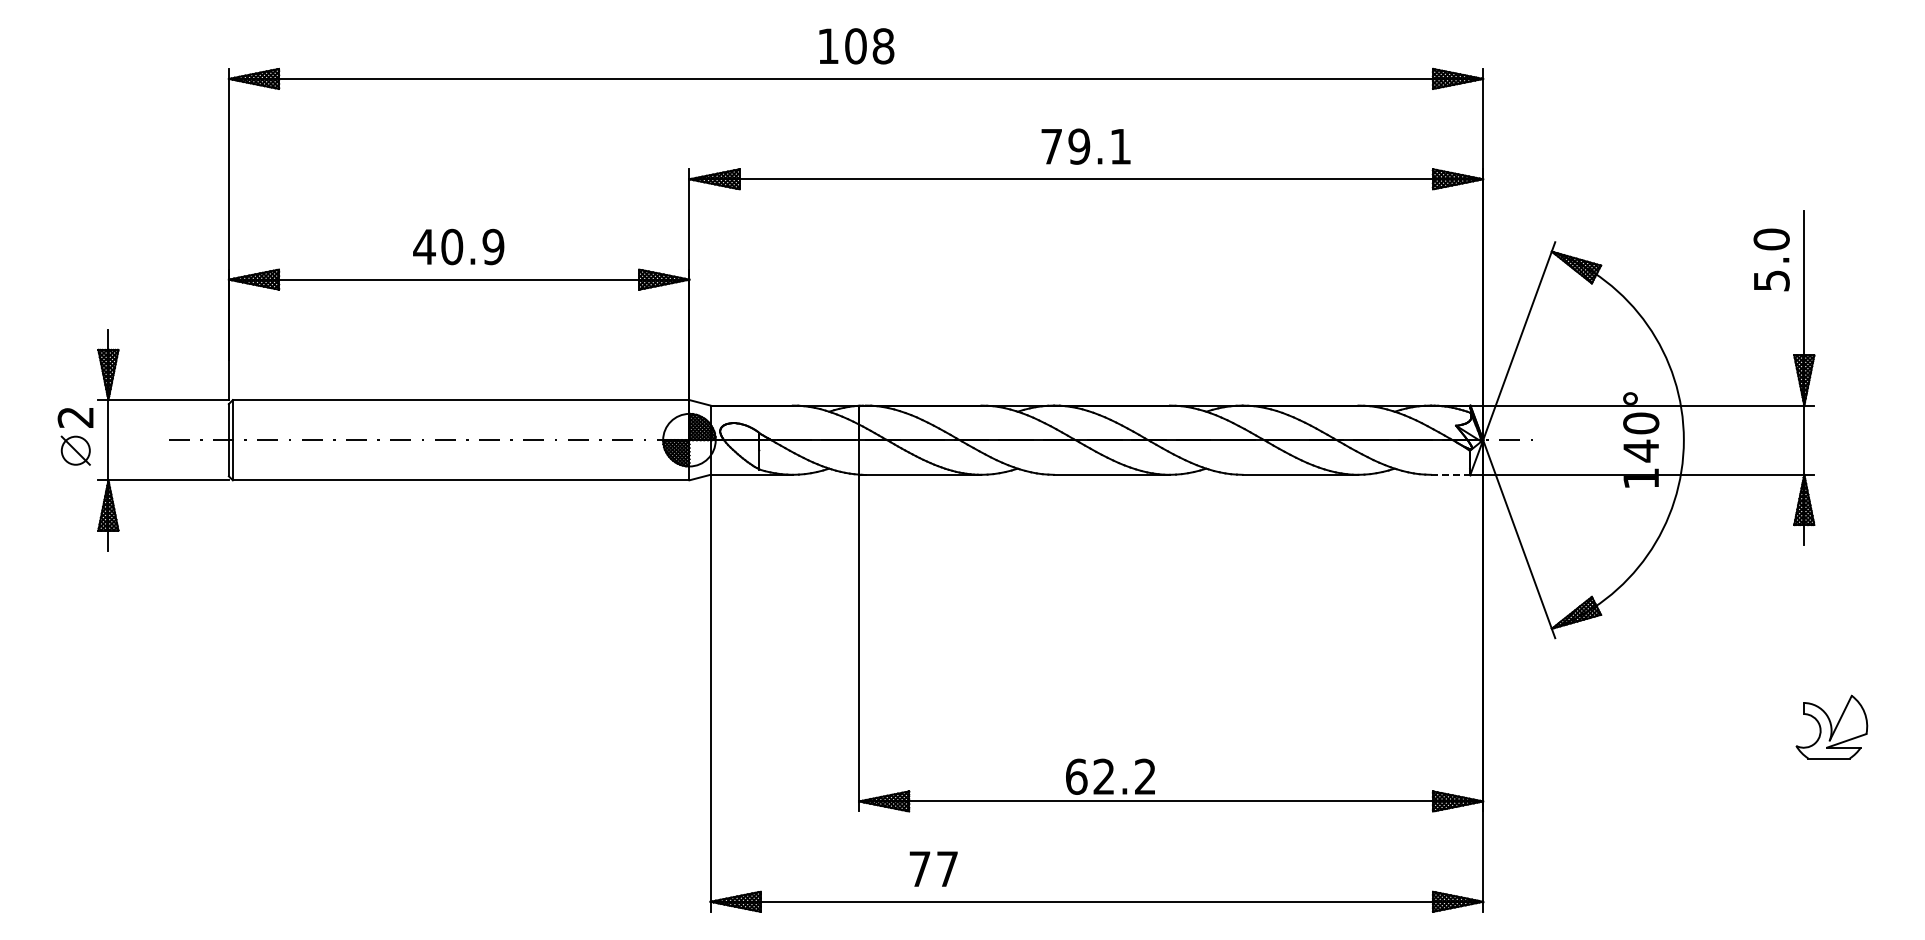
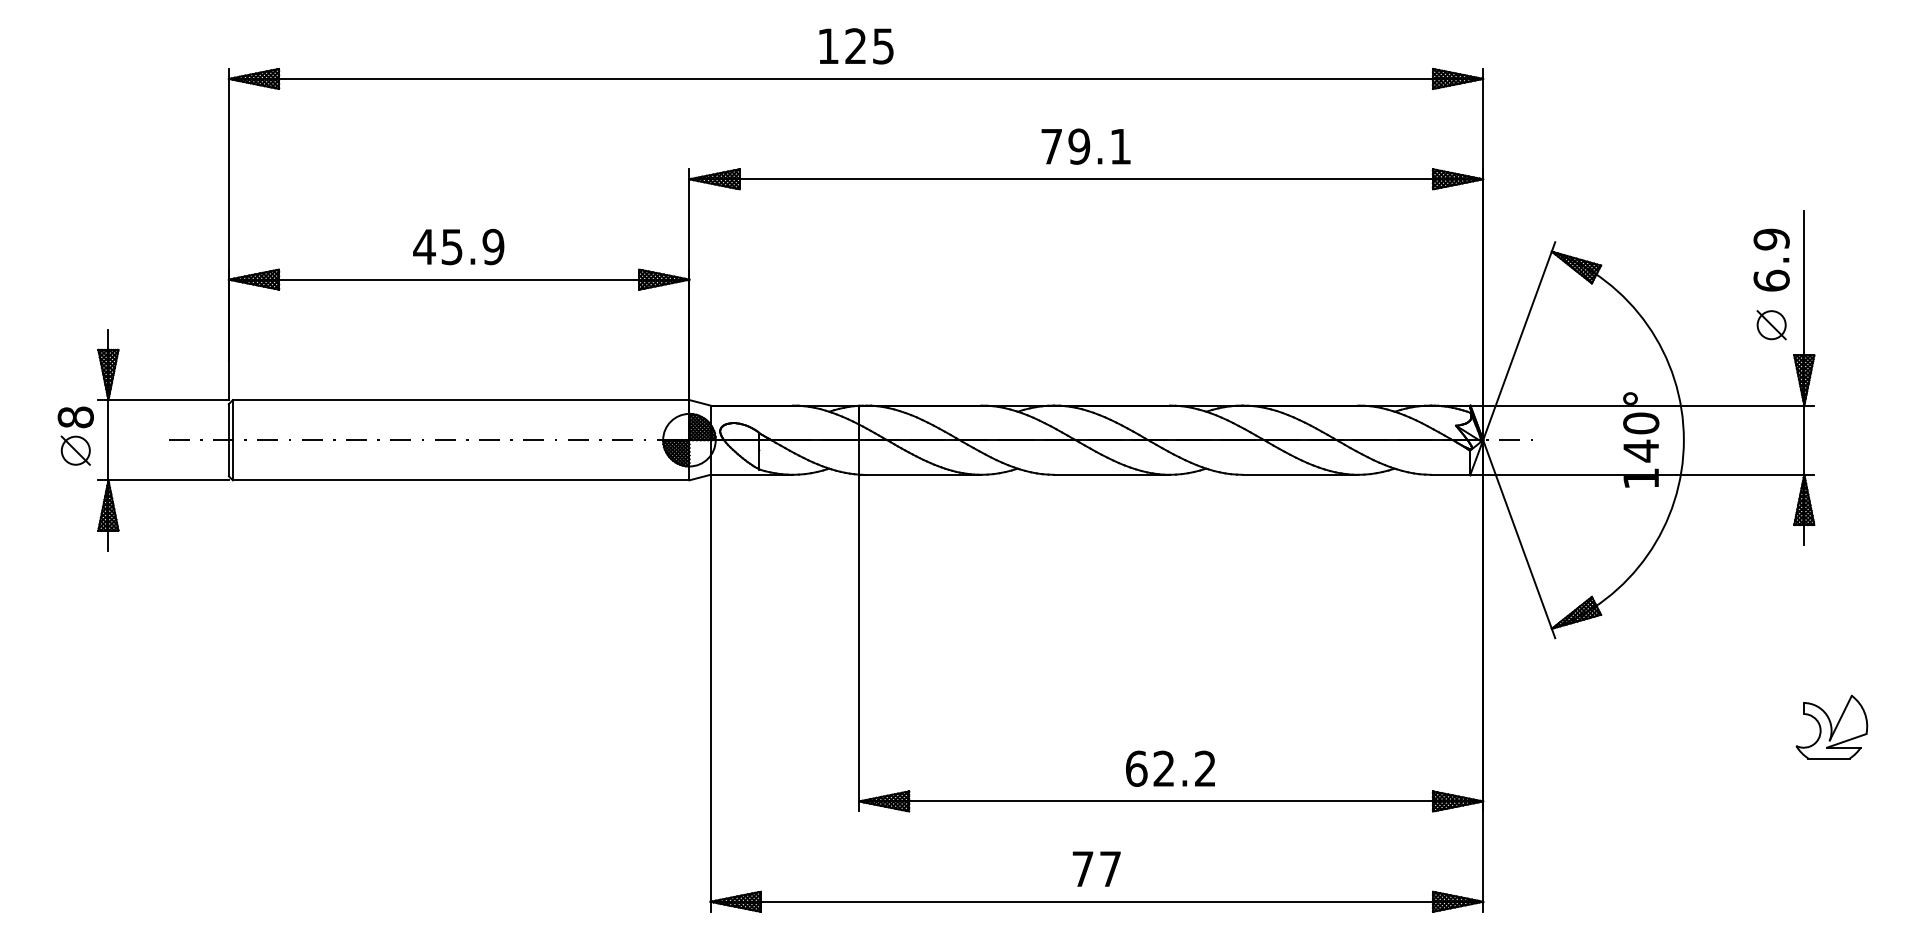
text: 108 -> 125 (869, 46)
text: 40.9 -> 45.9 (452, 246)
text: 5.0 -> 6.9 (1771, 259)
part: none -> present (1771, 325)
text: 2 -> 8 (75, 417)
line: dashed -> solid (1450, 474)
text position: (1110, 776) -> (1170, 768) (1170, 768)
text position: (933, 868) -> (1096, 868) (1096, 868)
